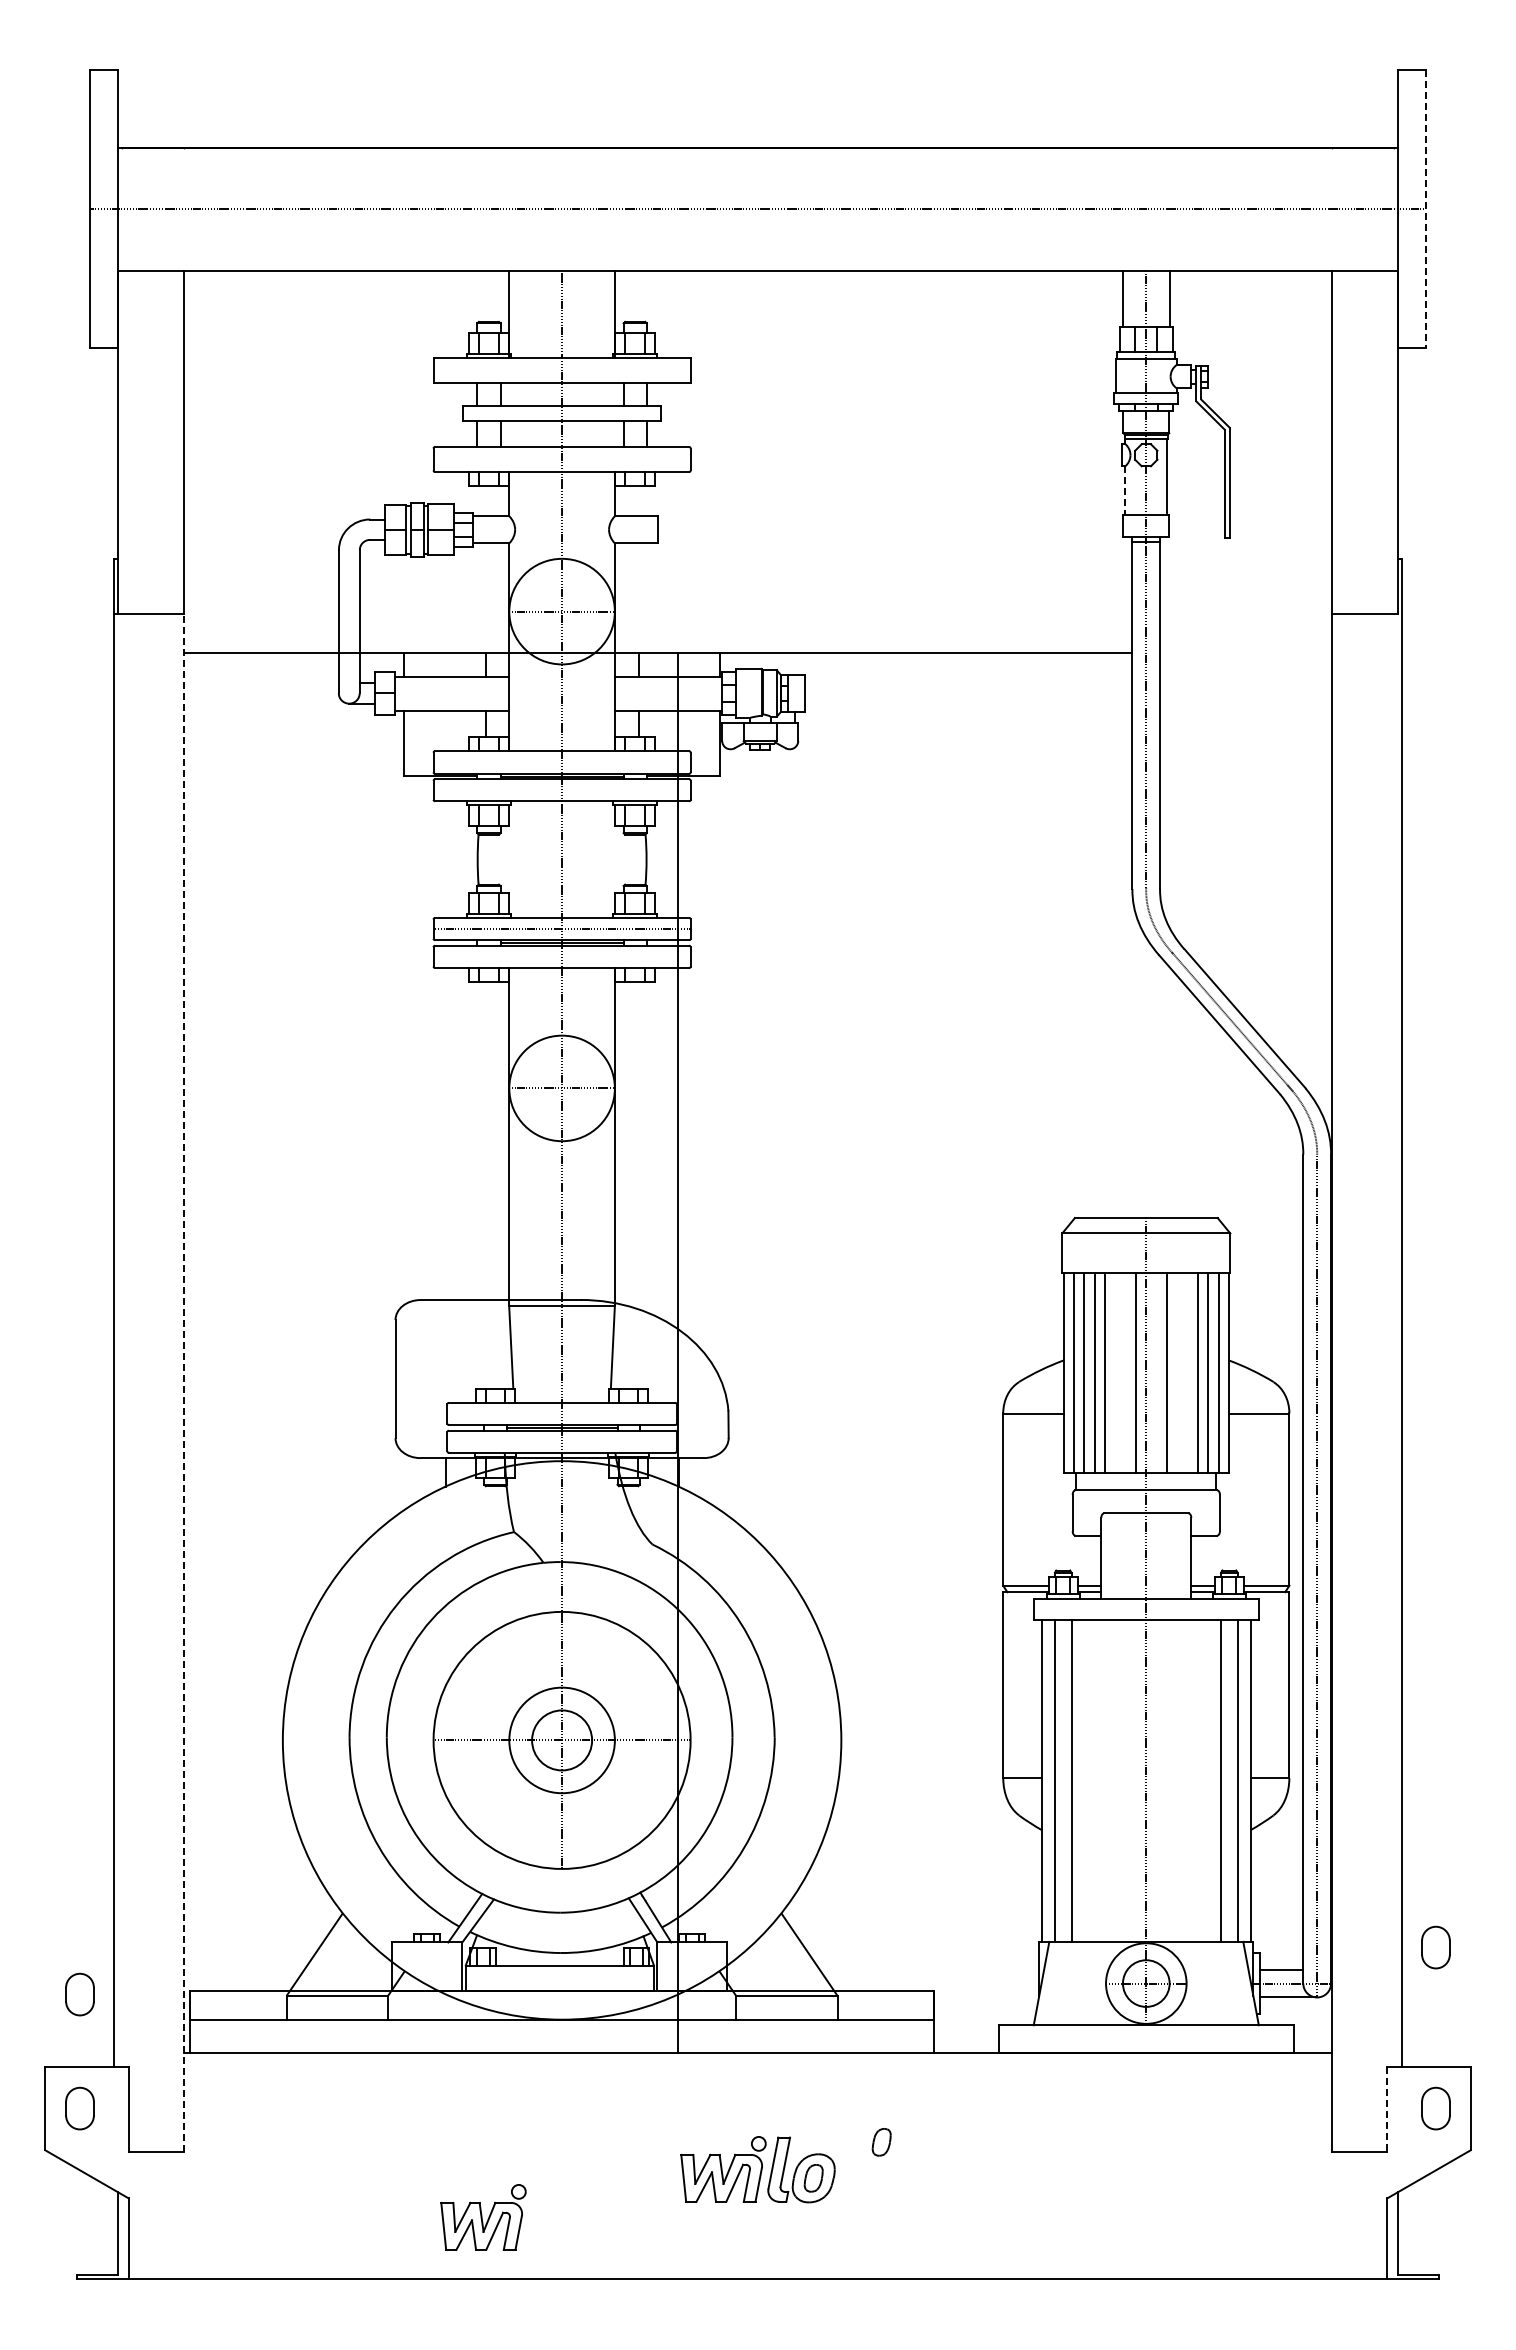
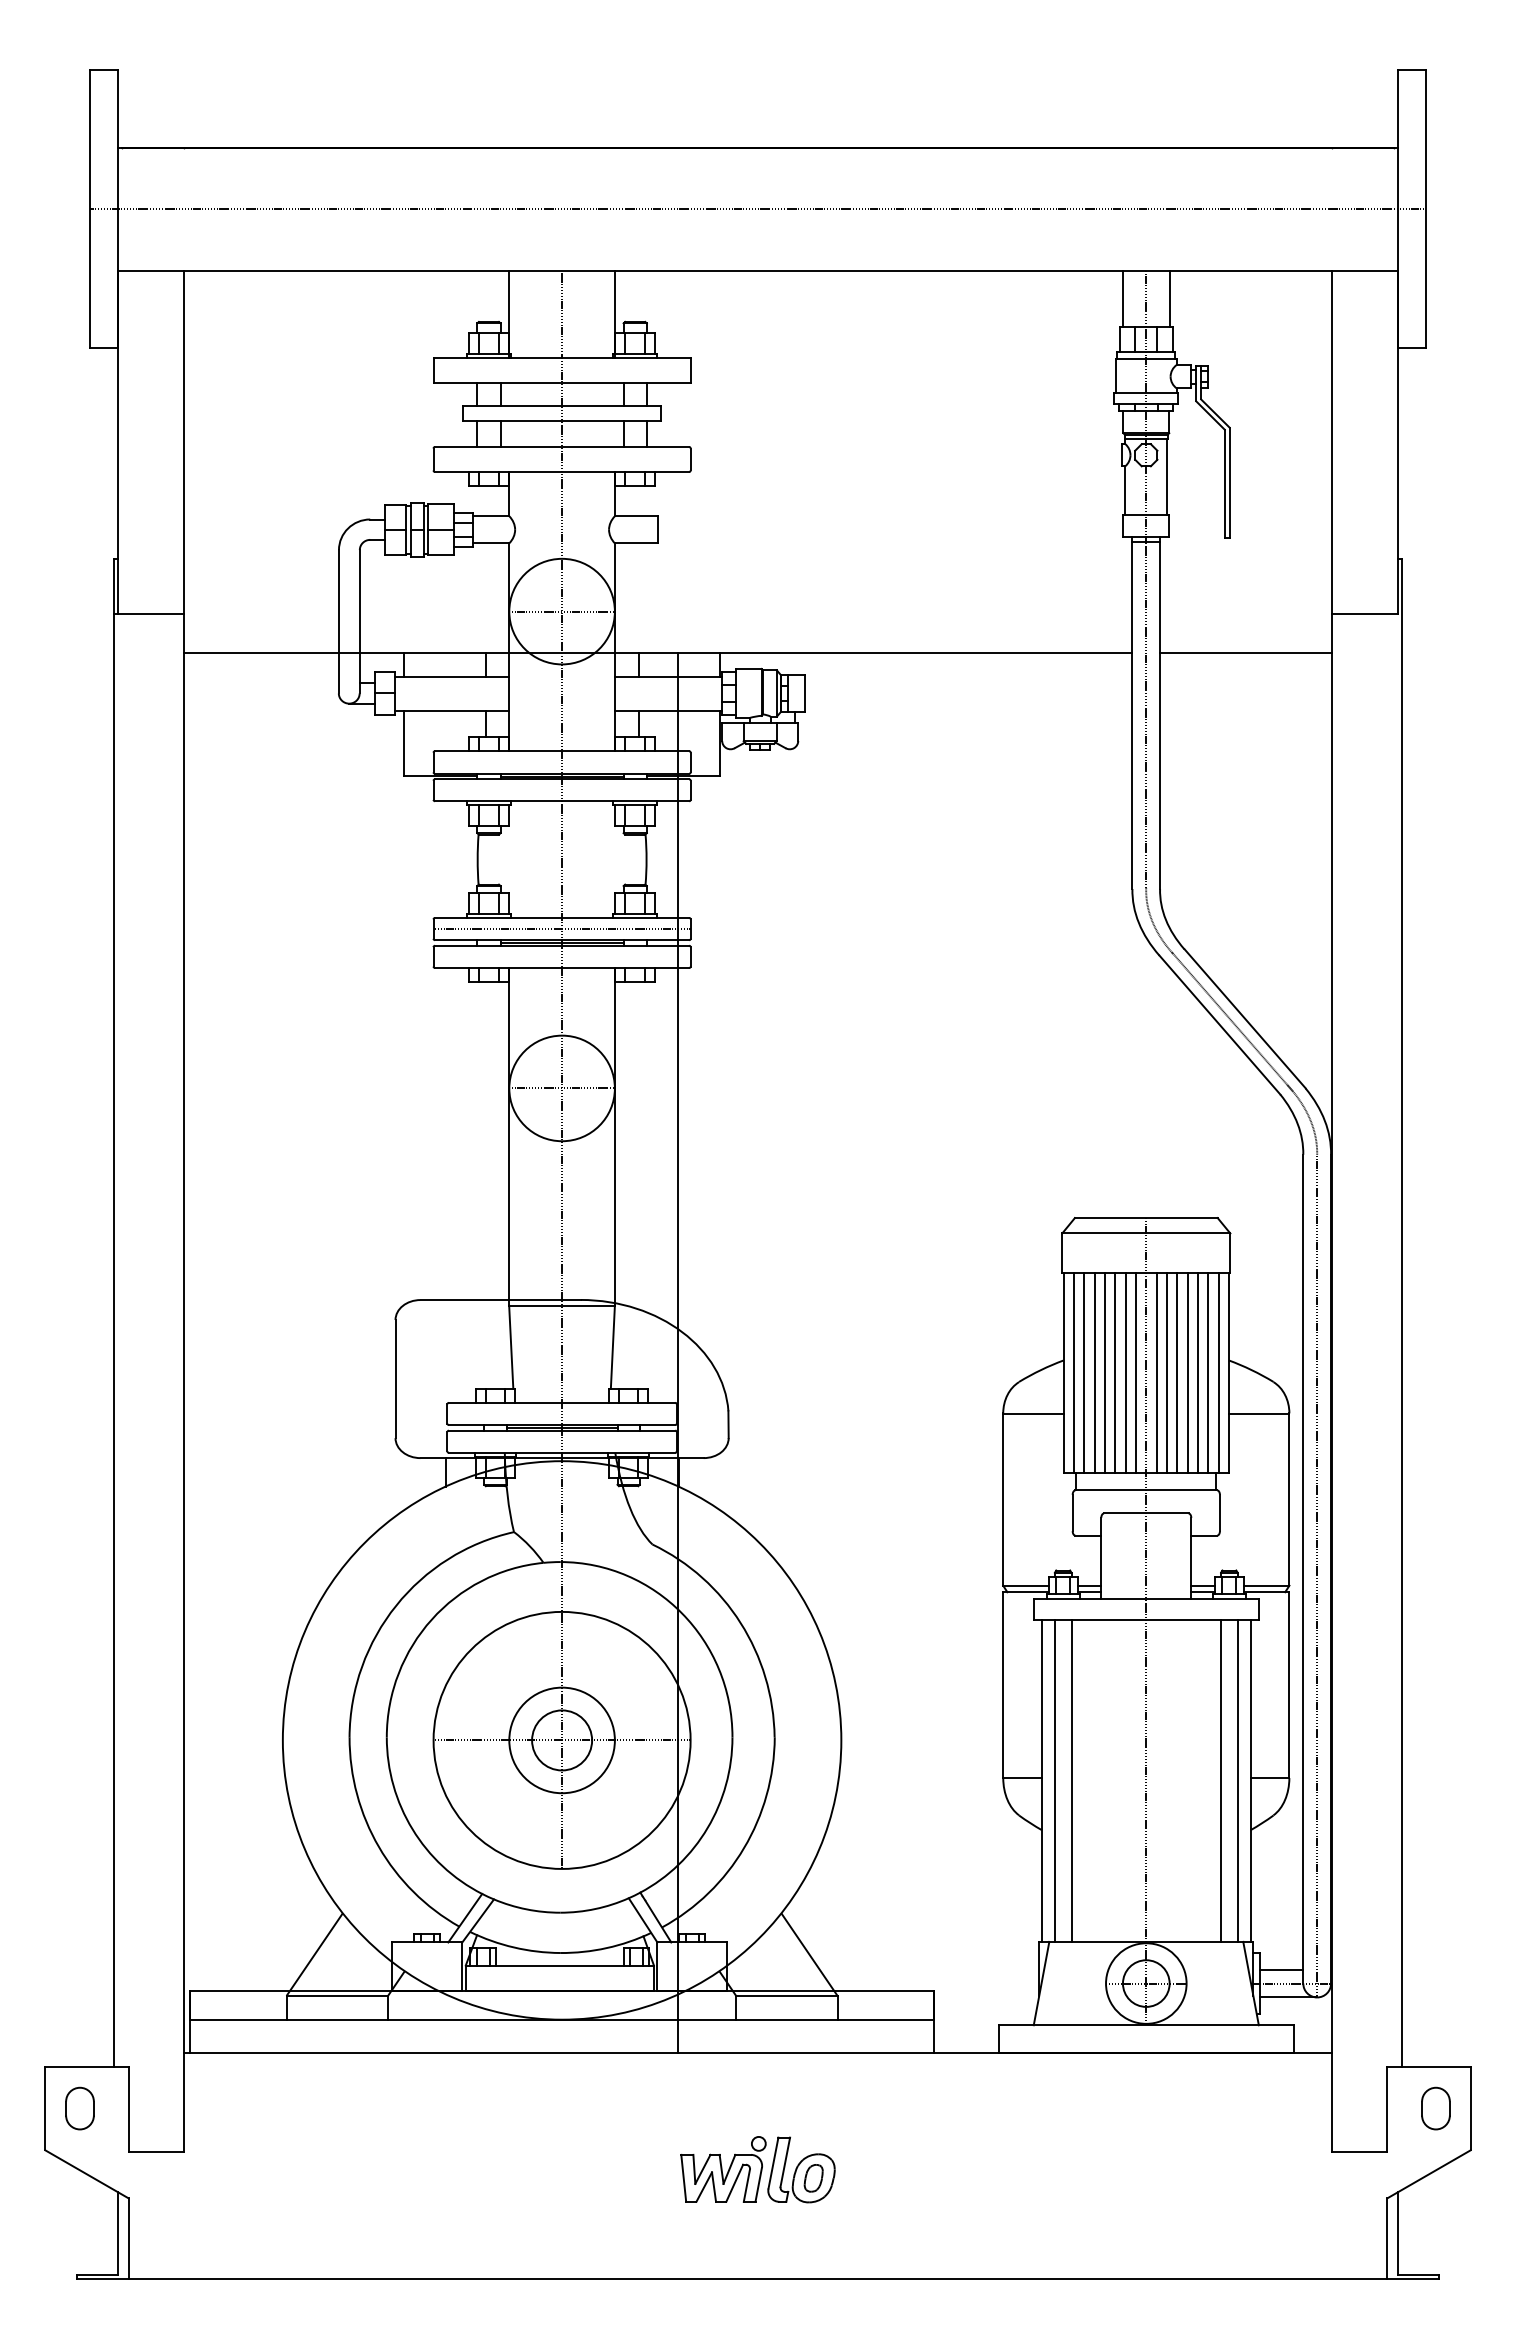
line: dashed -> solid (1425, 209)
line: dashed -> solid (1125, 490)
line: none -> present (1246, 653)
line: none -> present (1115, 1372)
line: none -> present (1125, 1372)
line: none -> present (1156, 1372)
line: none -> present (1177, 1372)
line: none -> present (1187, 1372)
line: dashed -> solid (183, 1382)
part: present -> none (1435, 1947)
part: present -> none (79, 1994)
line: dashed -> solid (1386, 2109)
part: present -> none (881, 2142)
part: present -> none (483, 2217)
